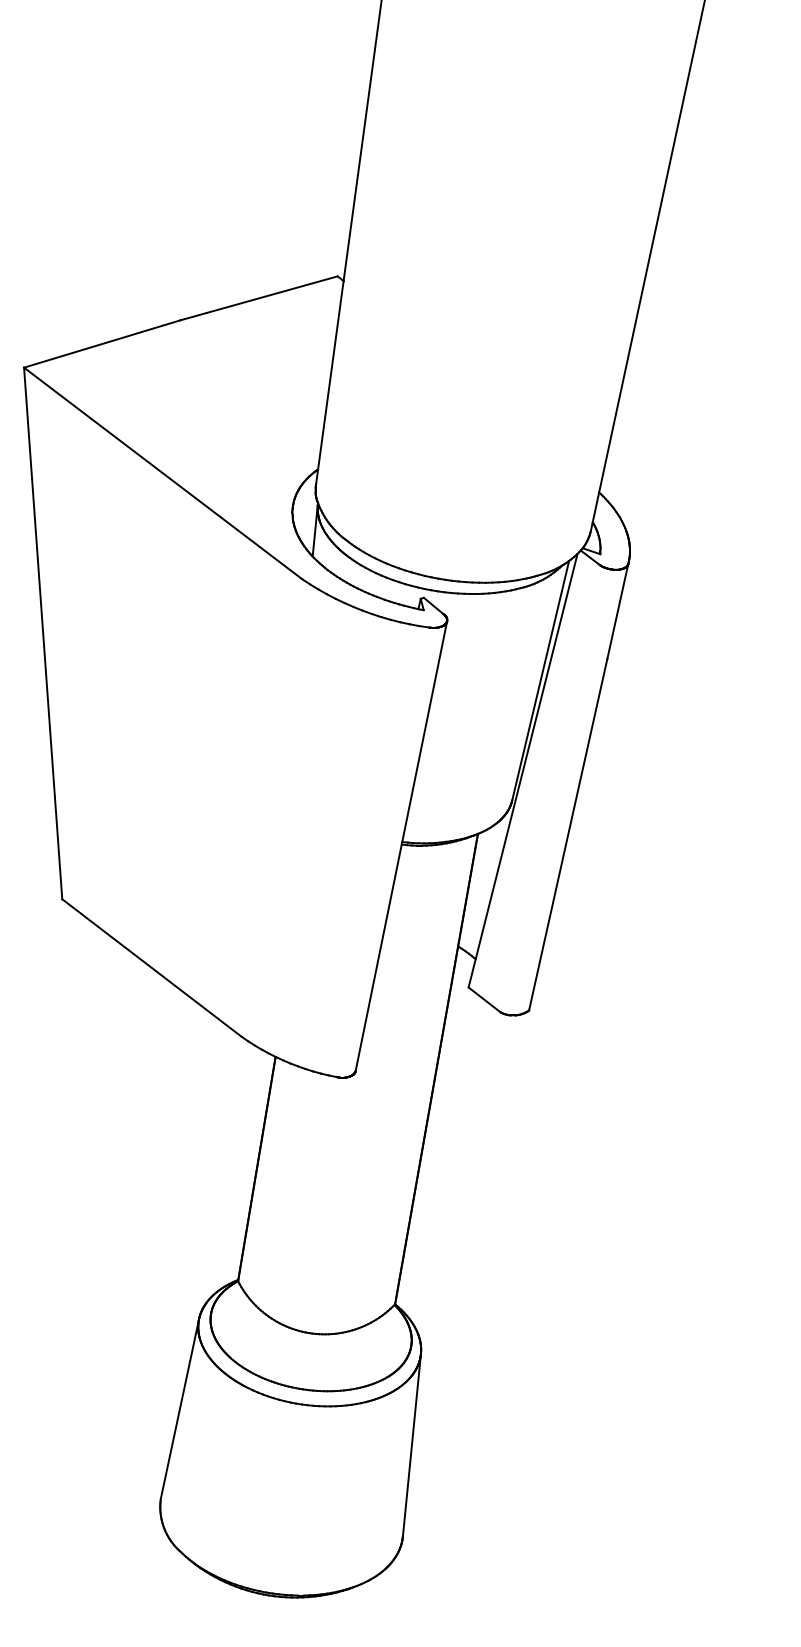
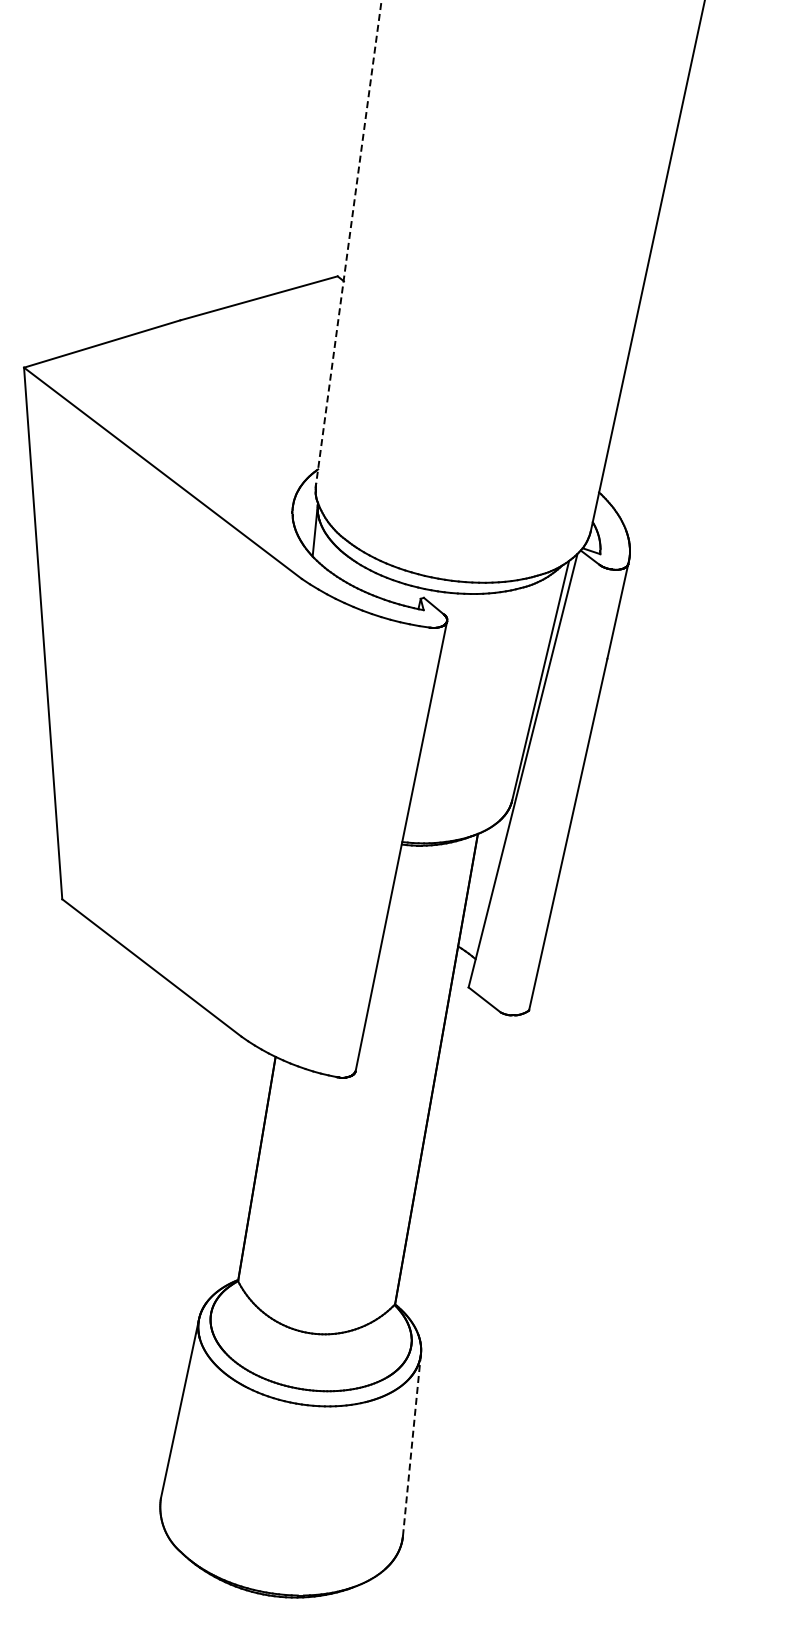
line: solid -> dashed (348, 242)
line: solid -> dashed (411, 1445)
